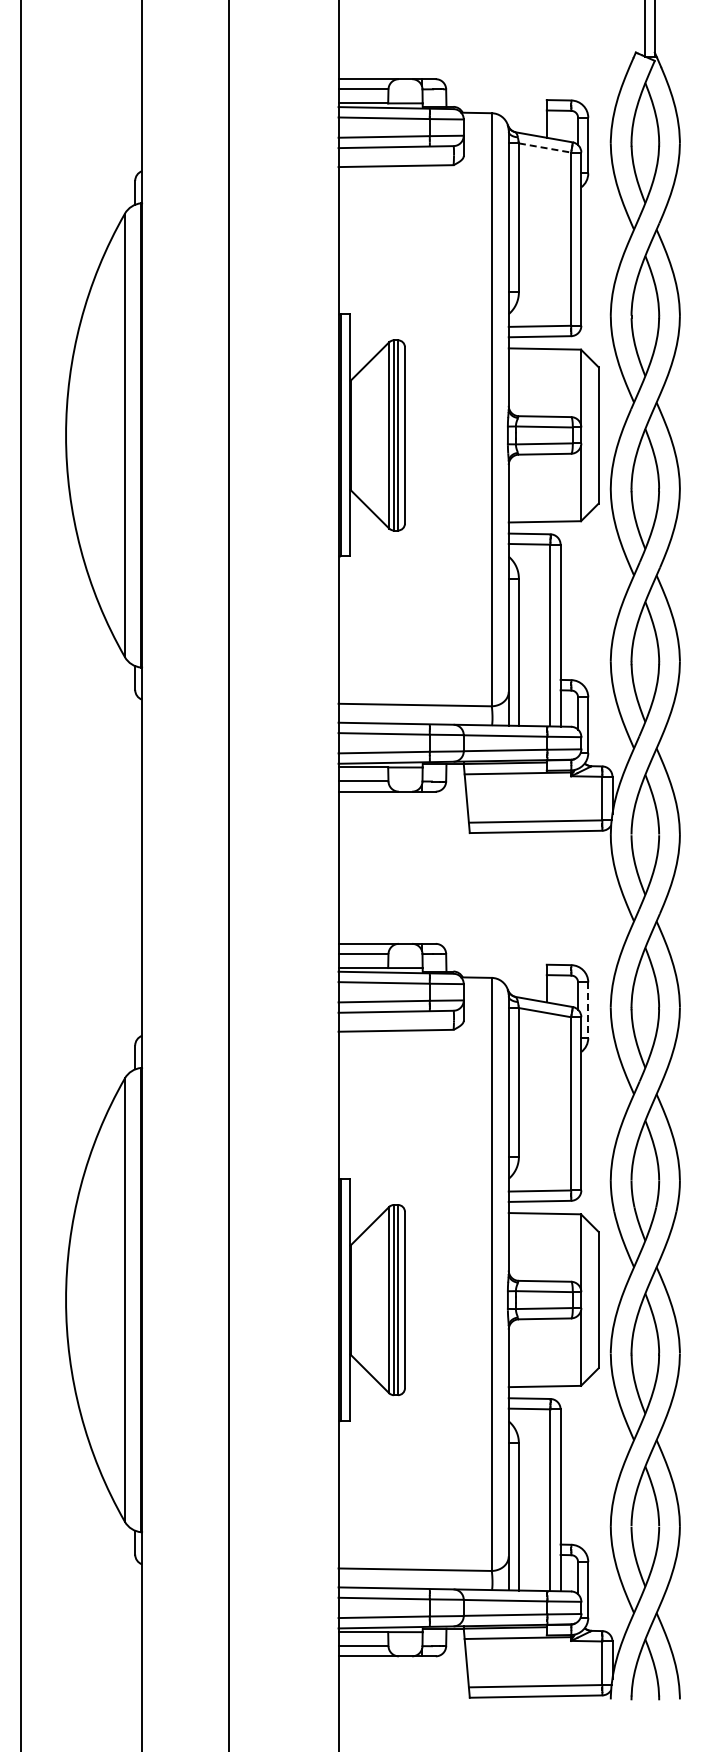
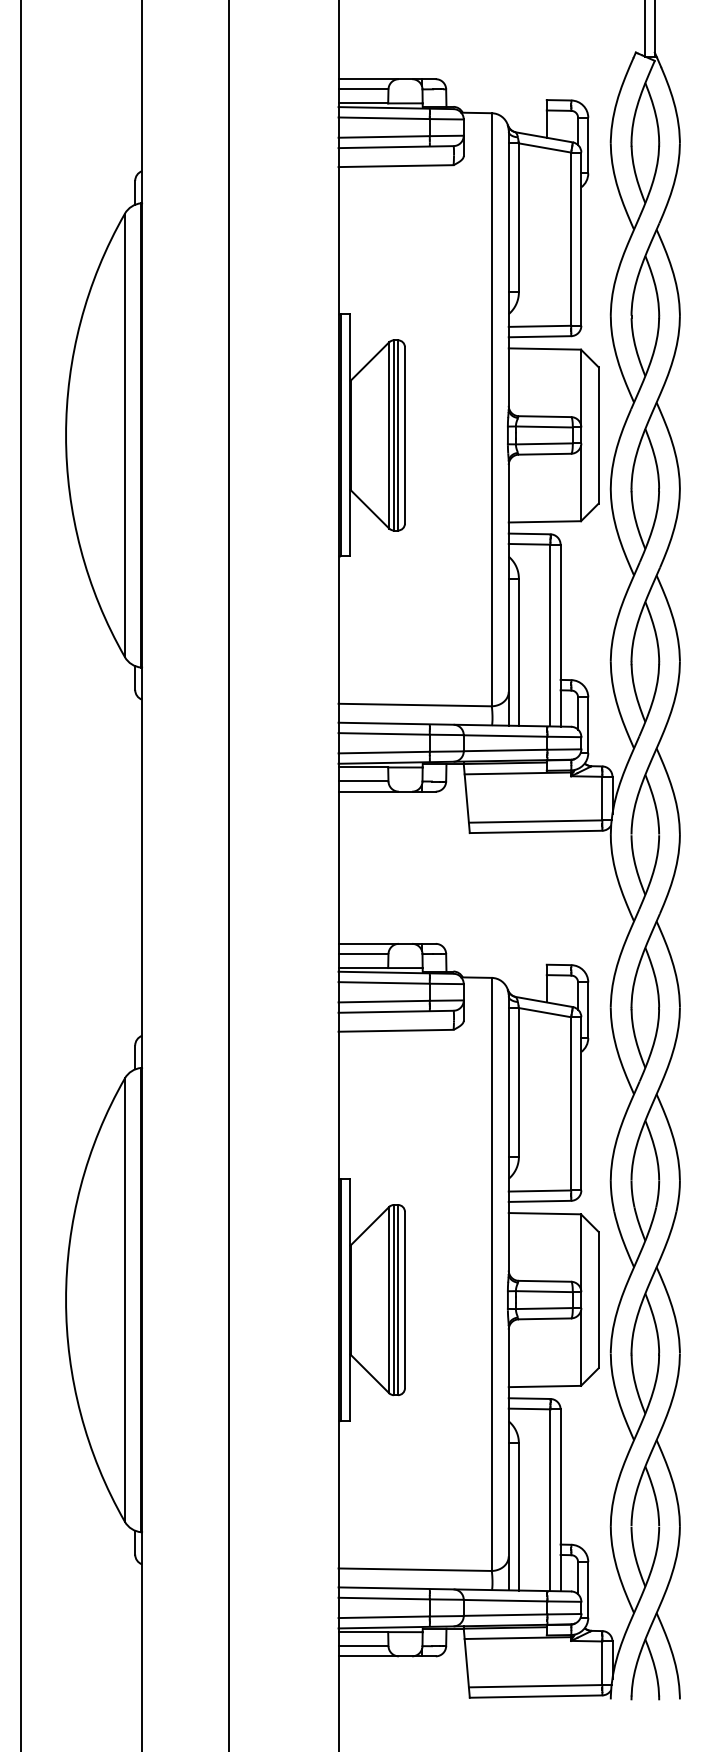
line: dashed -> solid (545, 147)
line: dashed -> solid (588, 1010)
